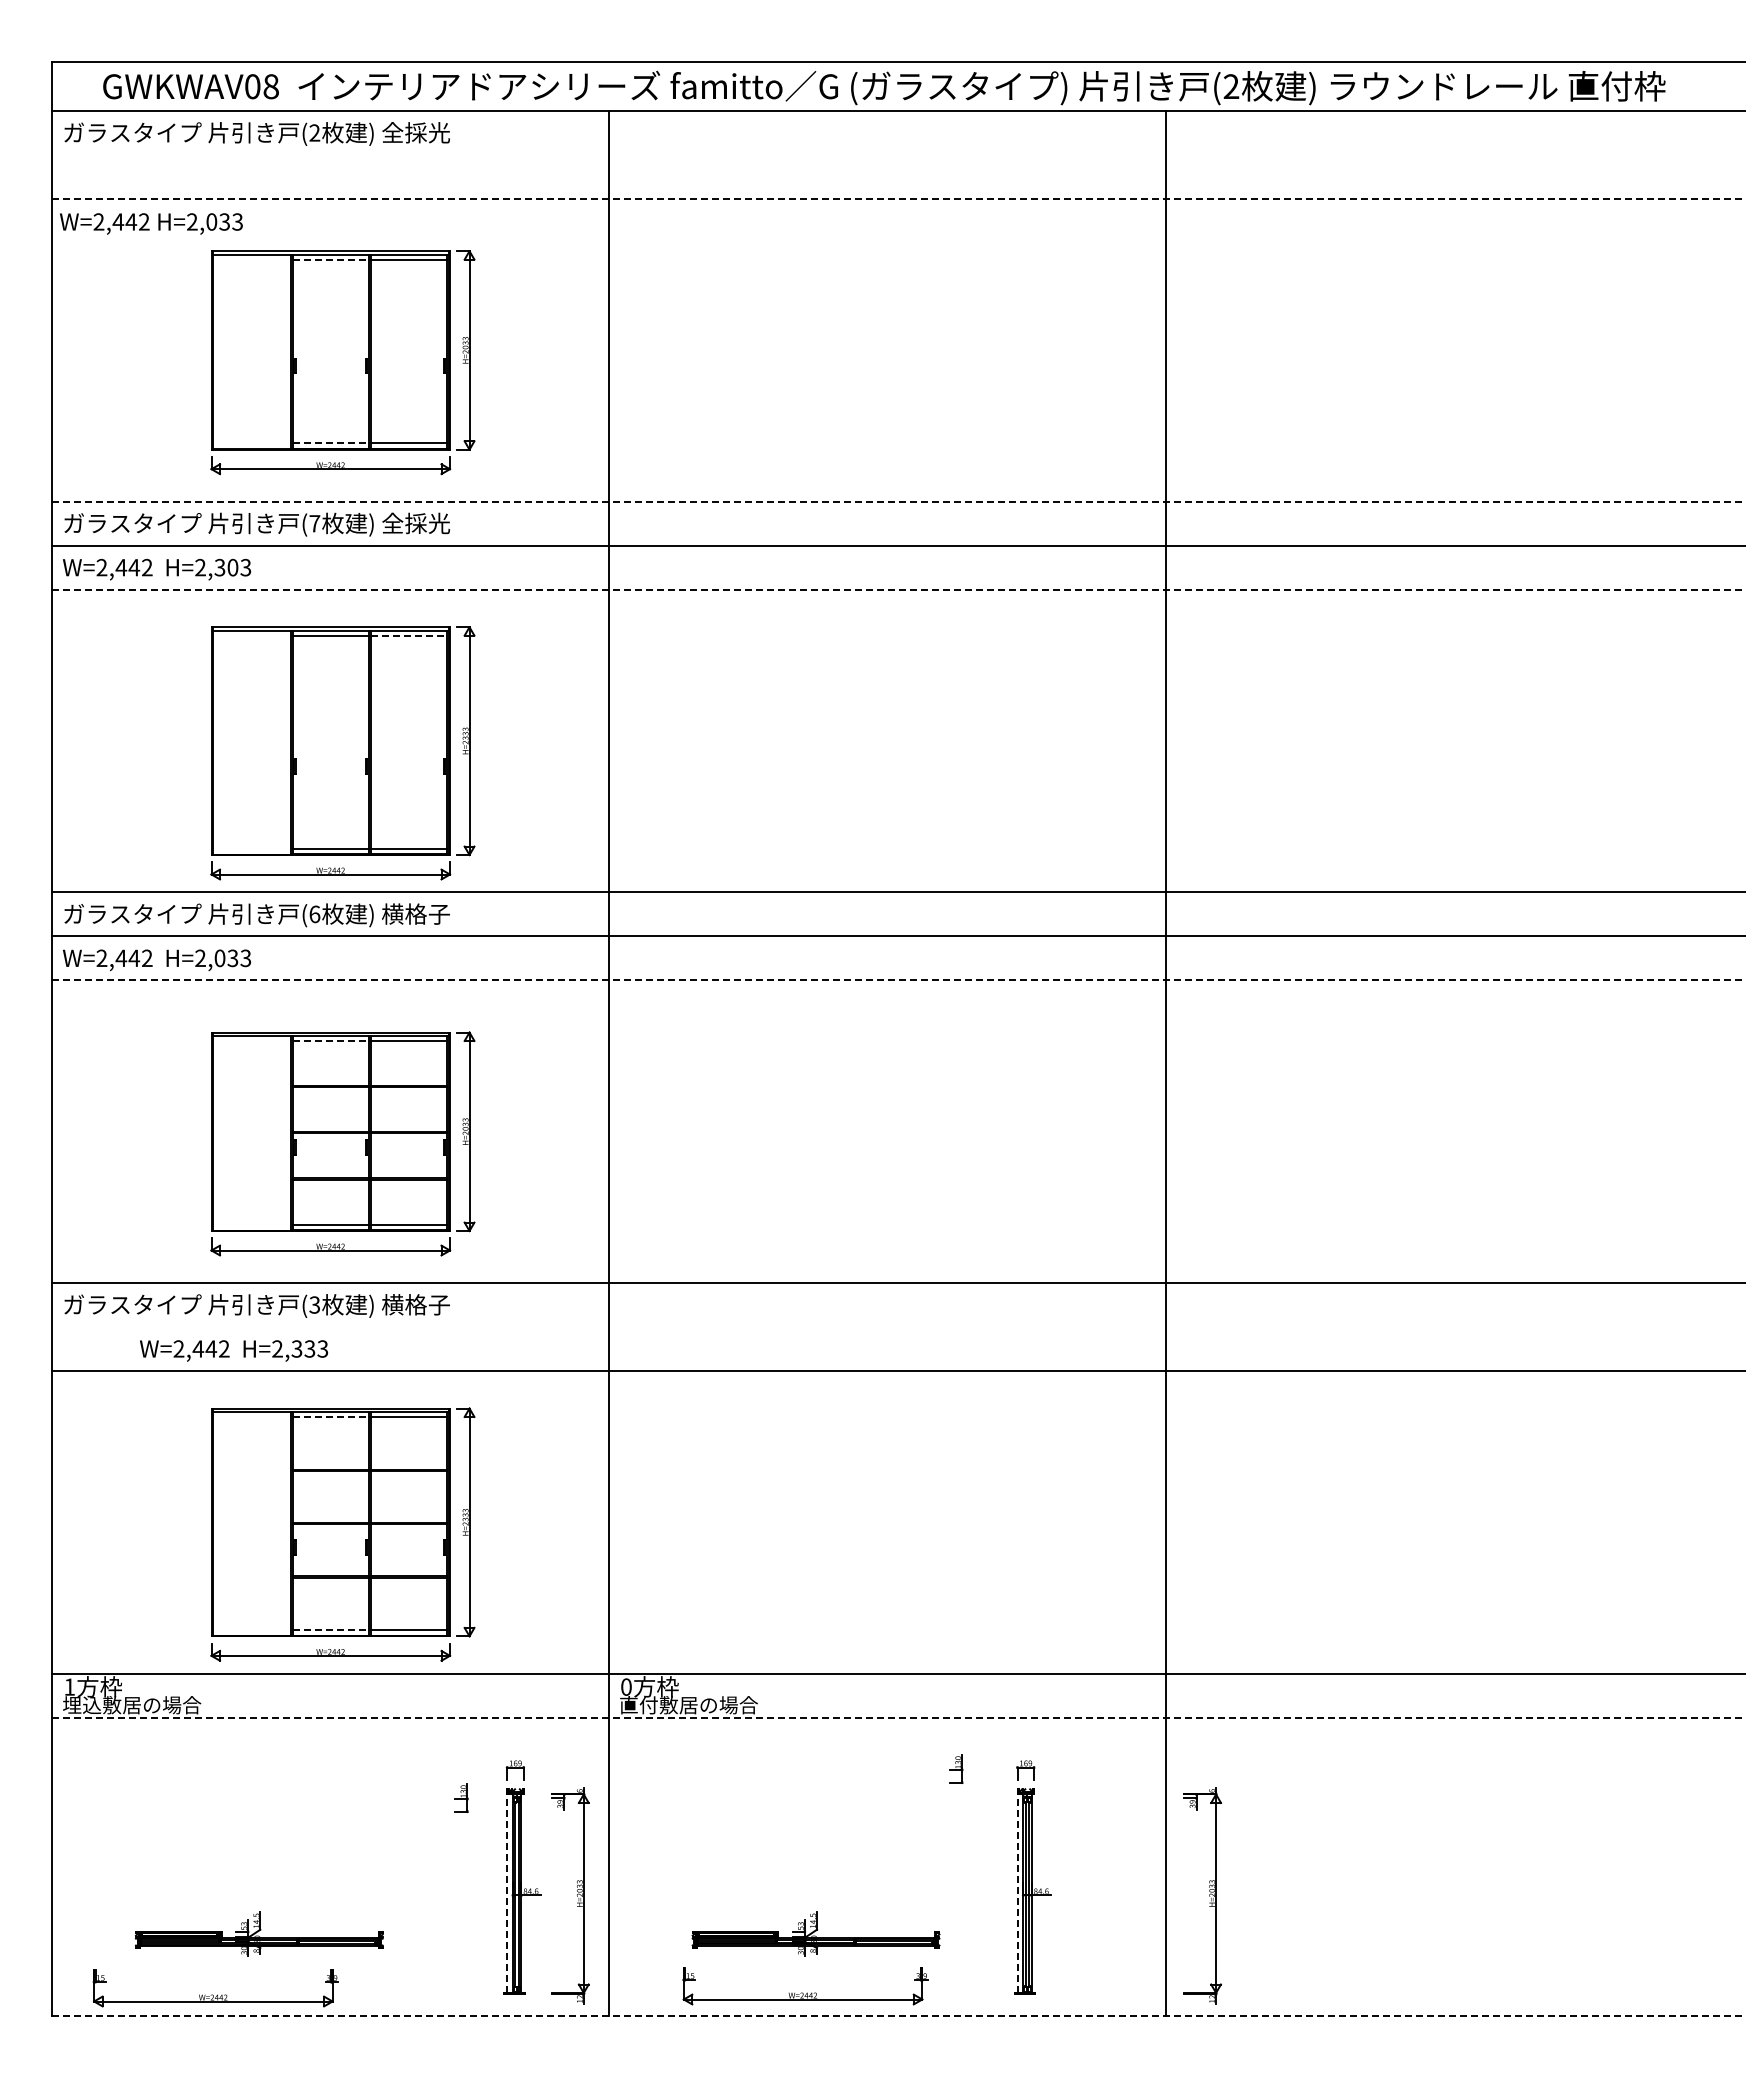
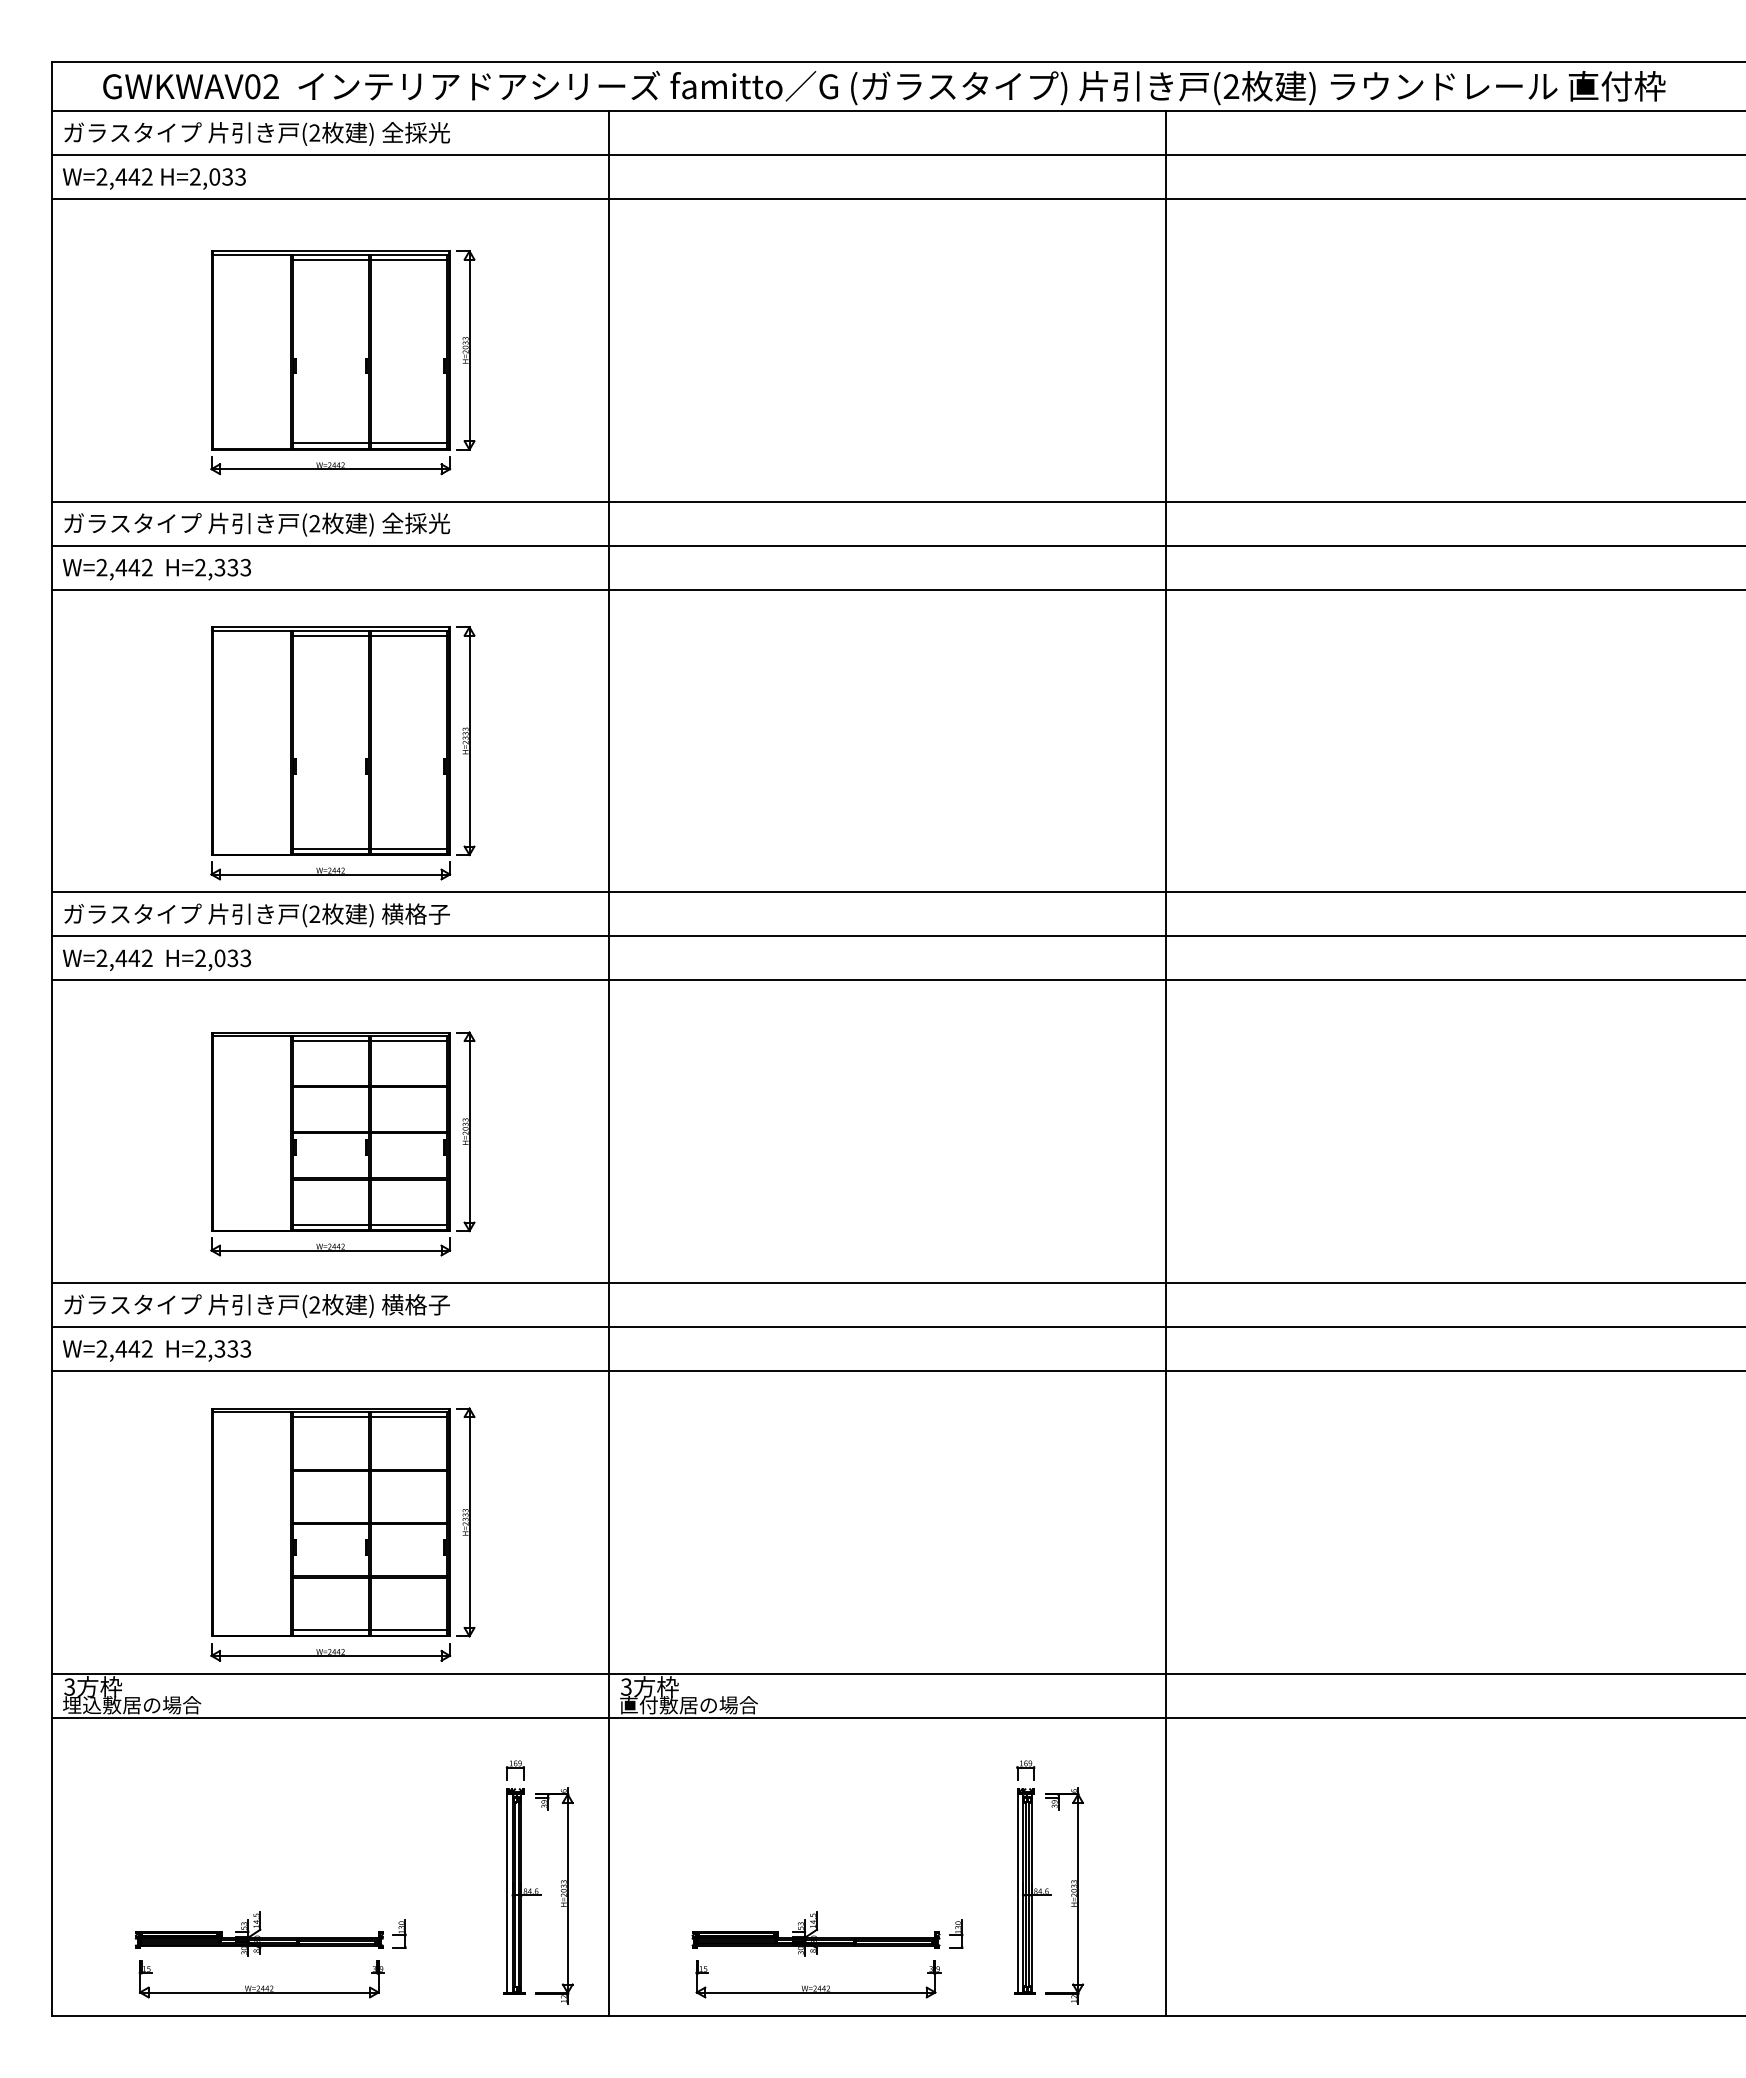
text: GWKWAV08 -> GWKWAV02 (270, 86)
line: none -> present (897, 155)
line: dashed -> solid (899, 199)
text position: (151, 223) -> (154, 178) (154, 178)
line: dashed -> solid (331, 259)
line: dashed -> solid (331, 443)
line: dashed -> solid (899, 501)
text: (7 -> (2 (314, 523)
text: H=2,303 -> H=2,333 (232, 567)
line: dashed -> solid (899, 589)
line: dashed -> solid (409, 635)
text: (6 -> (2 (314, 914)
line: dashed -> solid (899, 980)
line: dashed -> solid (331, 1041)
text: (3 -> (2 (314, 1305)
line: none -> present (897, 1327)
text position: (233, 1350) -> (156, 1350) (156, 1350)
line: dashed -> solid (331, 1417)
line: dashed -> solid (331, 1629)
text: 1 -> 3 (69, 1686)
text: 0 -> 3 (626, 1686)
line: dashed -> solid (899, 1717)
part position: (956, 1768) -> (956, 1933) (956, 1933)
part position: (461, 1797) -> (399, 1933) (399, 1933)
line: dashed -> solid (507, 1893)
line: dashed -> solid (1017, 1893)
part position: (577, 1895) -> (561, 1895) (561, 1895)
part position: (1209, 1895) -> (1071, 1895) (1071, 1895)
part position: (807, 1992) -> (820, 1985) (820, 1985)
part position: (217, 1994) -> (263, 1985) (263, 1985)
line: dashed -> solid (899, 2015)
